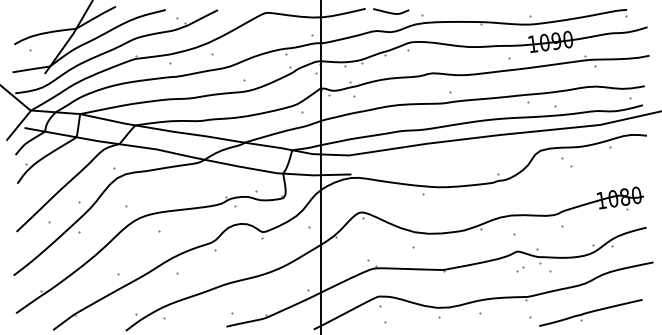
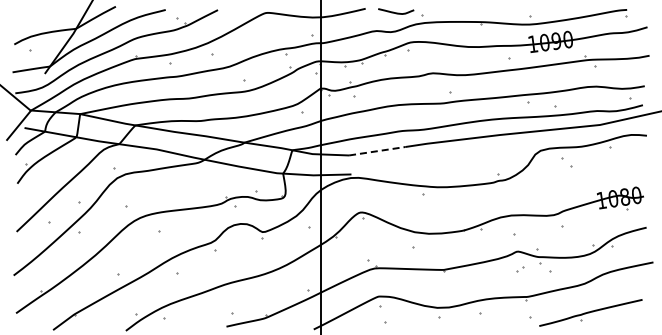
curve position: (391, 12) -> (396, 12) (396, 12)
line: solid -> dashed (377, 151)
